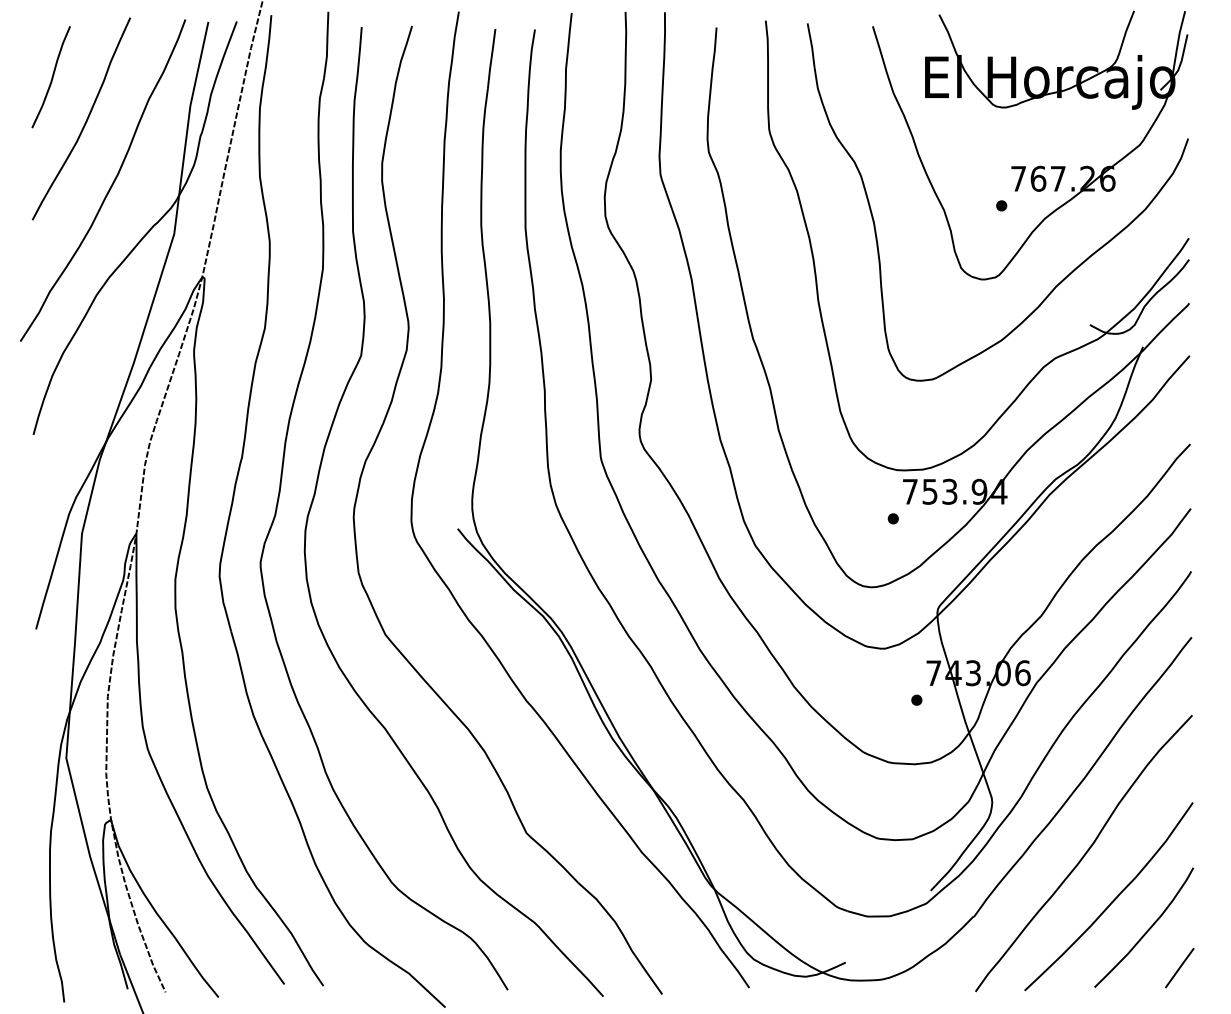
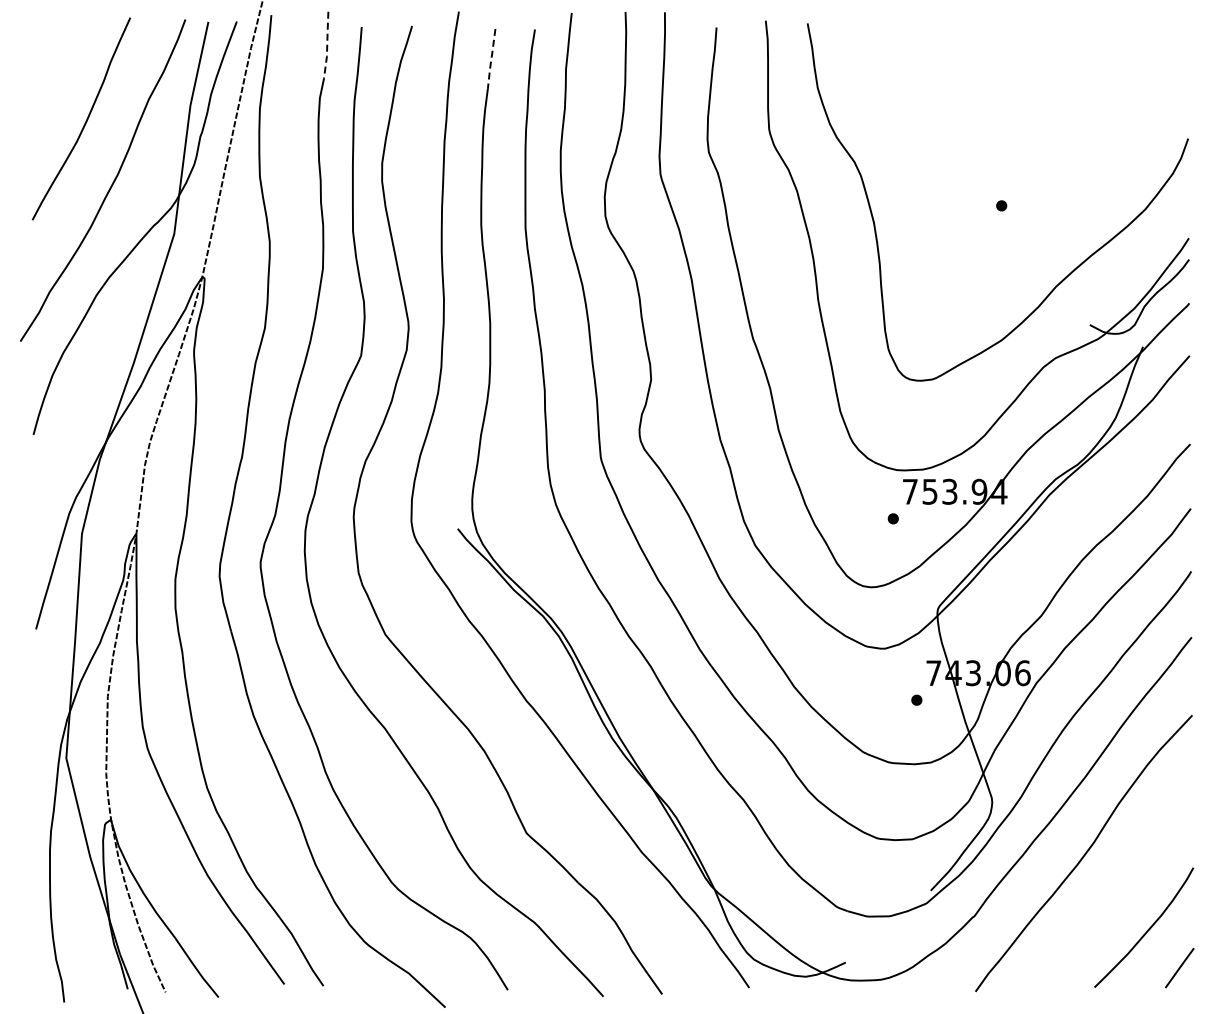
line: solid -> dashed (327, 45)
line: solid -> dashed (491, 59)
curve: present -> none (51, 77)
part: present -> none (1025, 166)
curve: present -> none (1112, 900)
